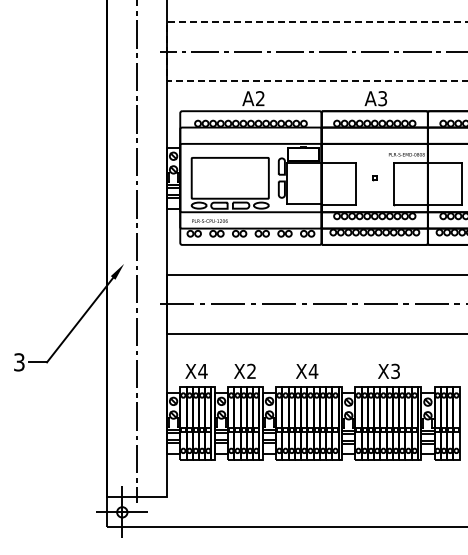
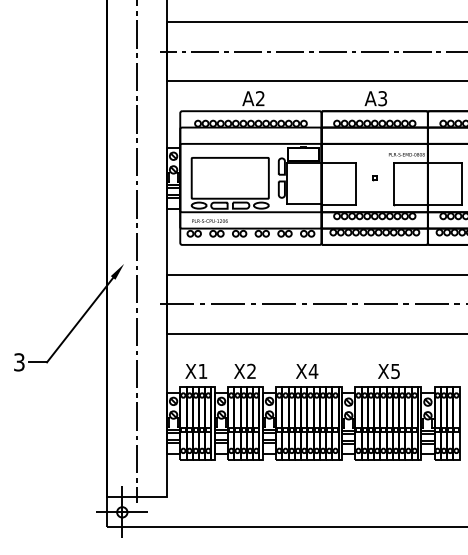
line: dashed -> solid (166, 51)
text: X3 -> X5 (395, 370)
text: X4 -> X1 (202, 371)
